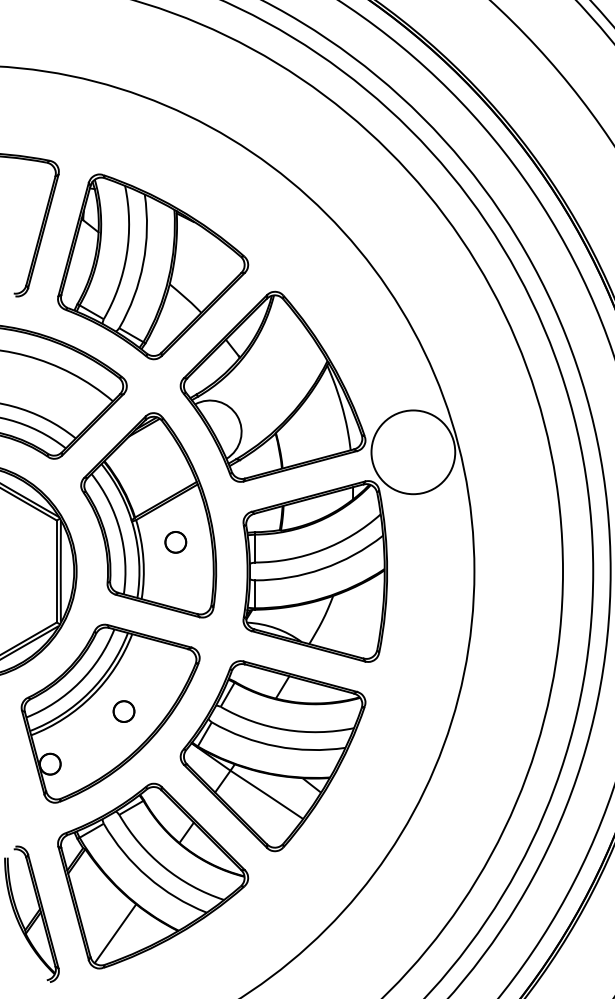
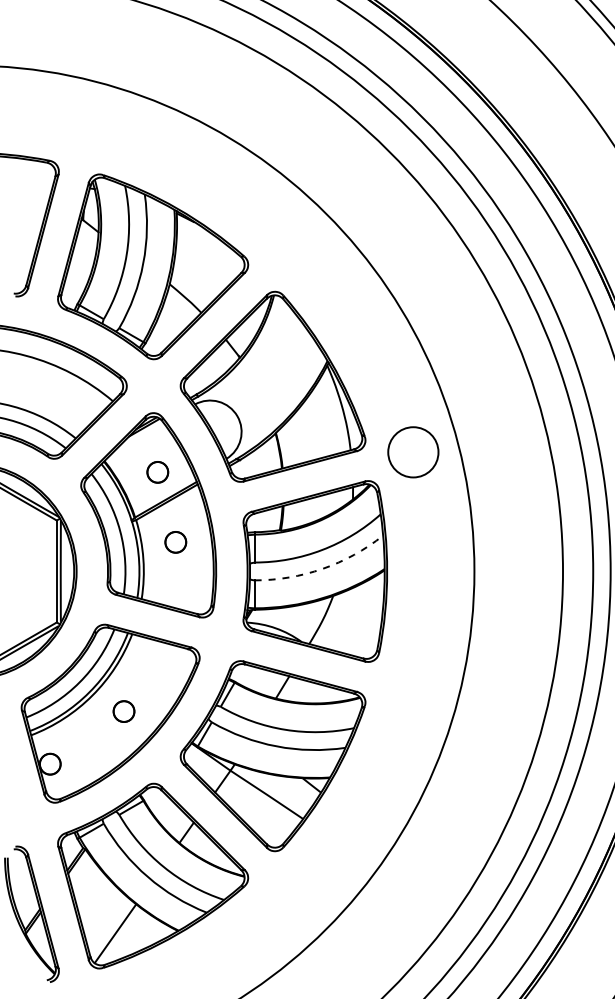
circle diameter: 84 px -> 50 px (413, 452)
part: none -> present (157, 472)
arc: solid -> dashed (322, 568)
